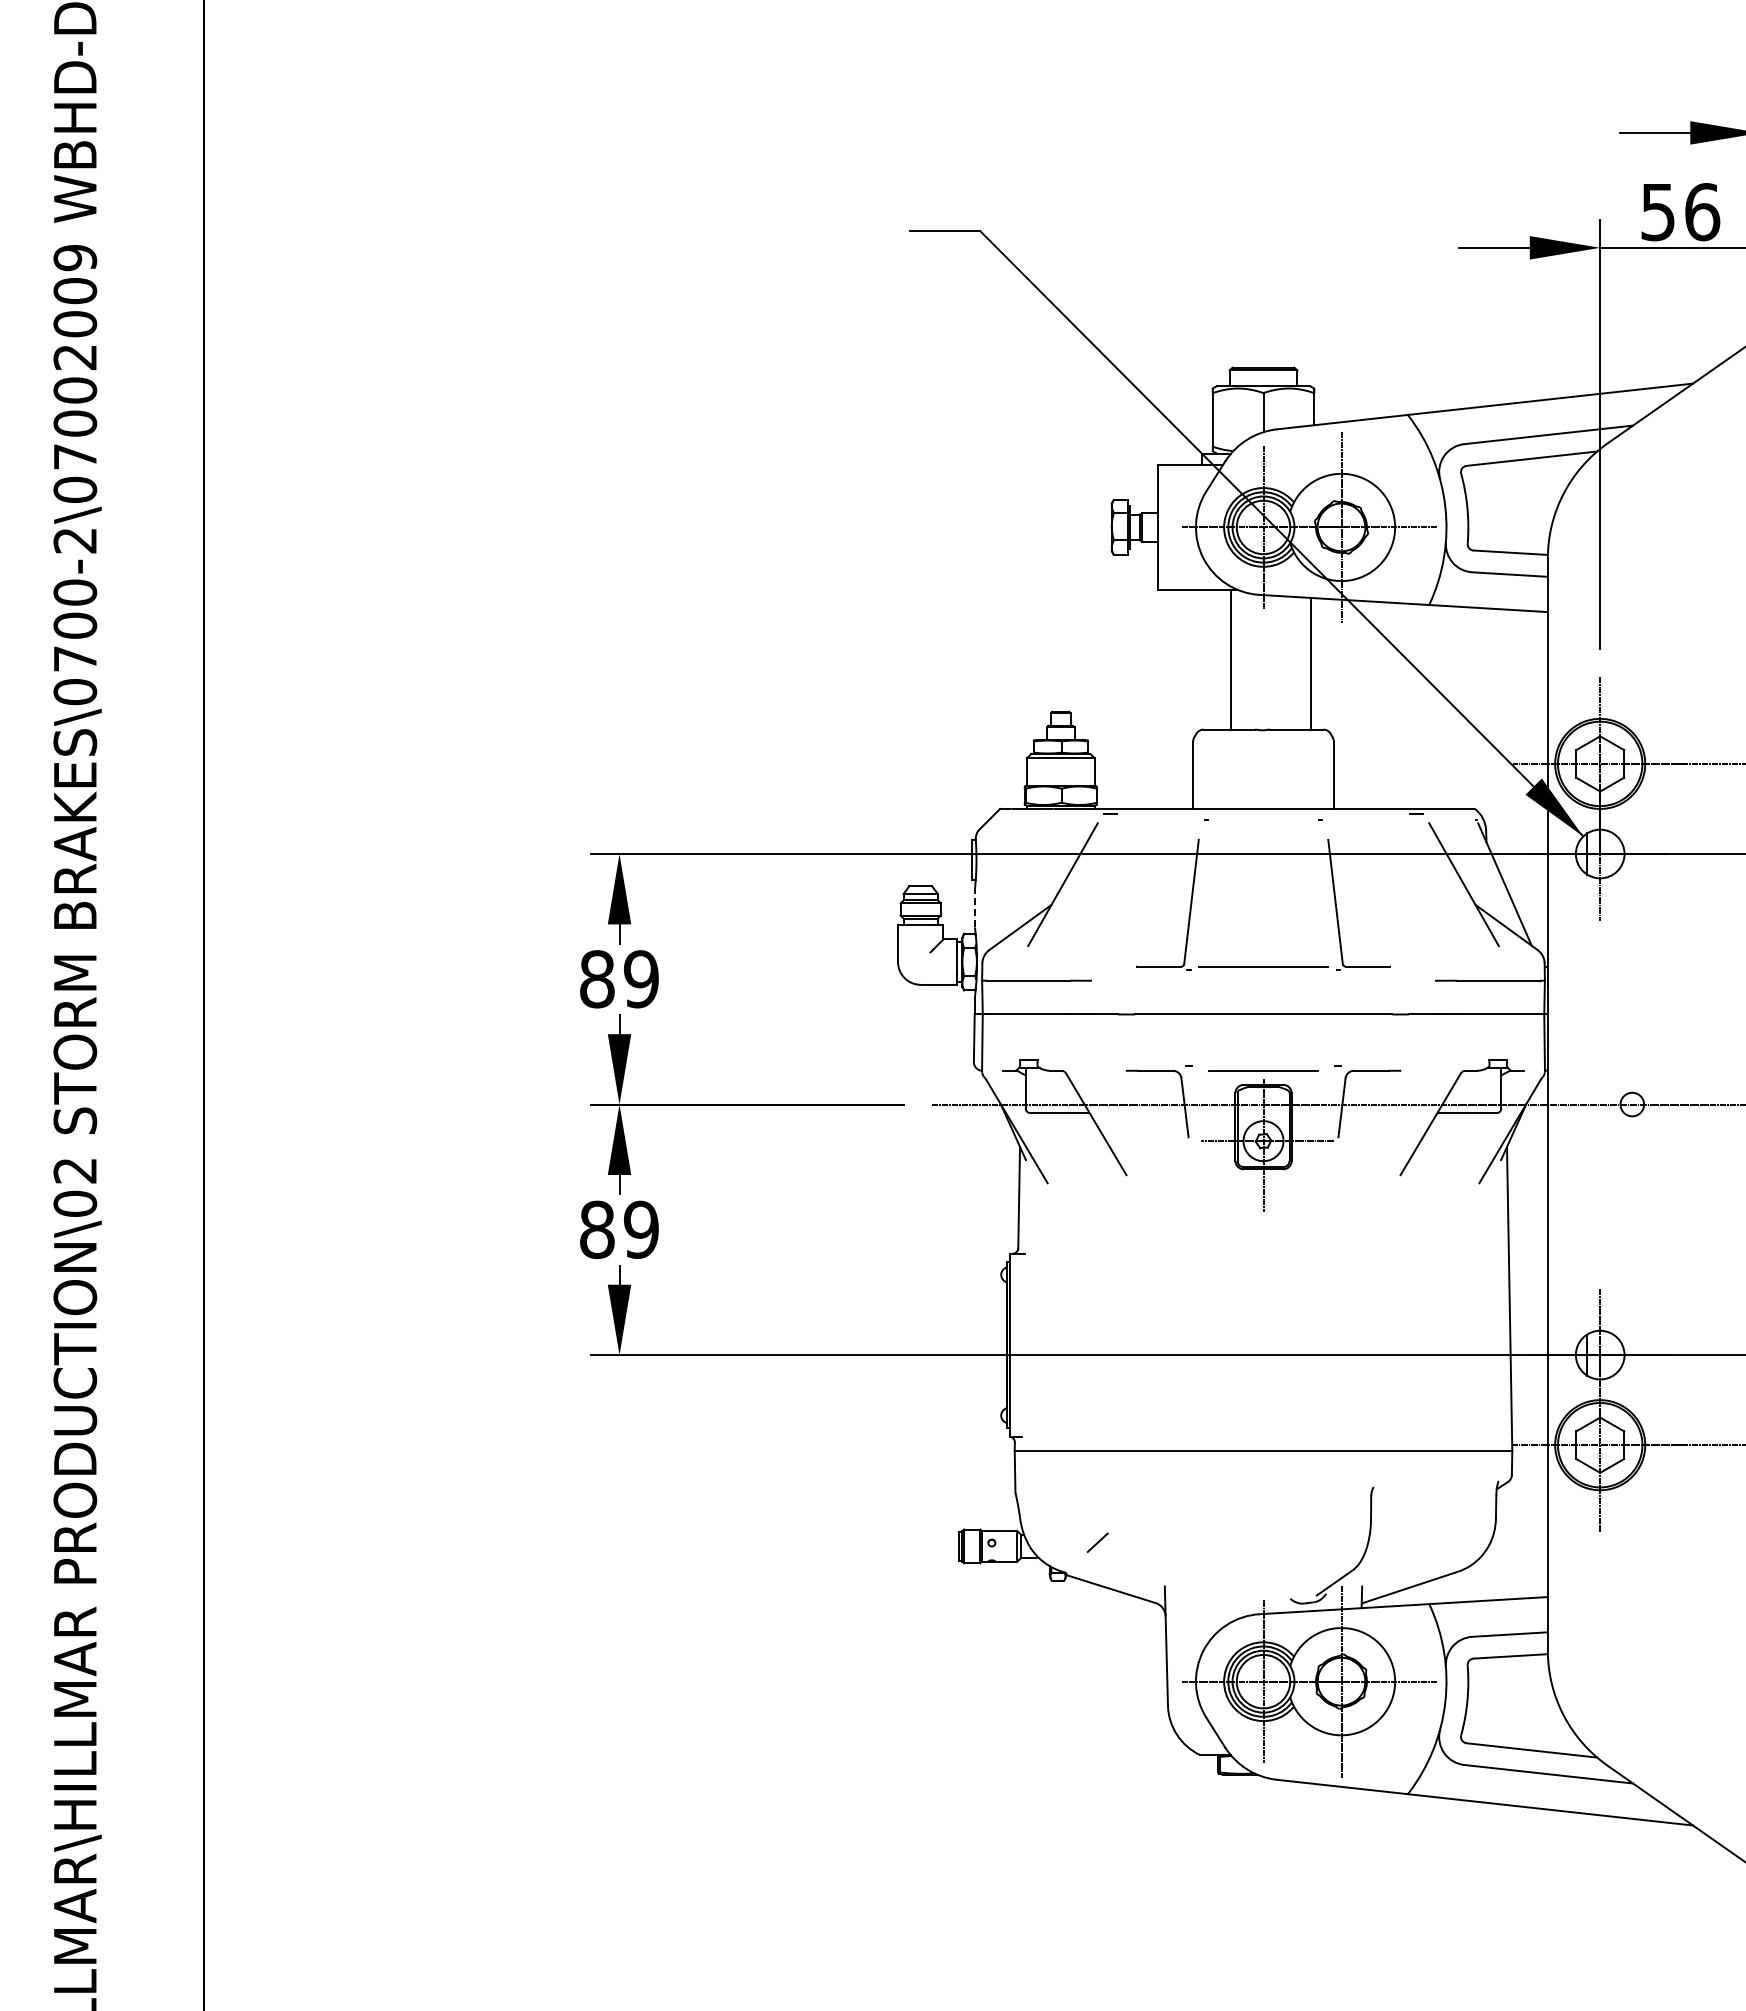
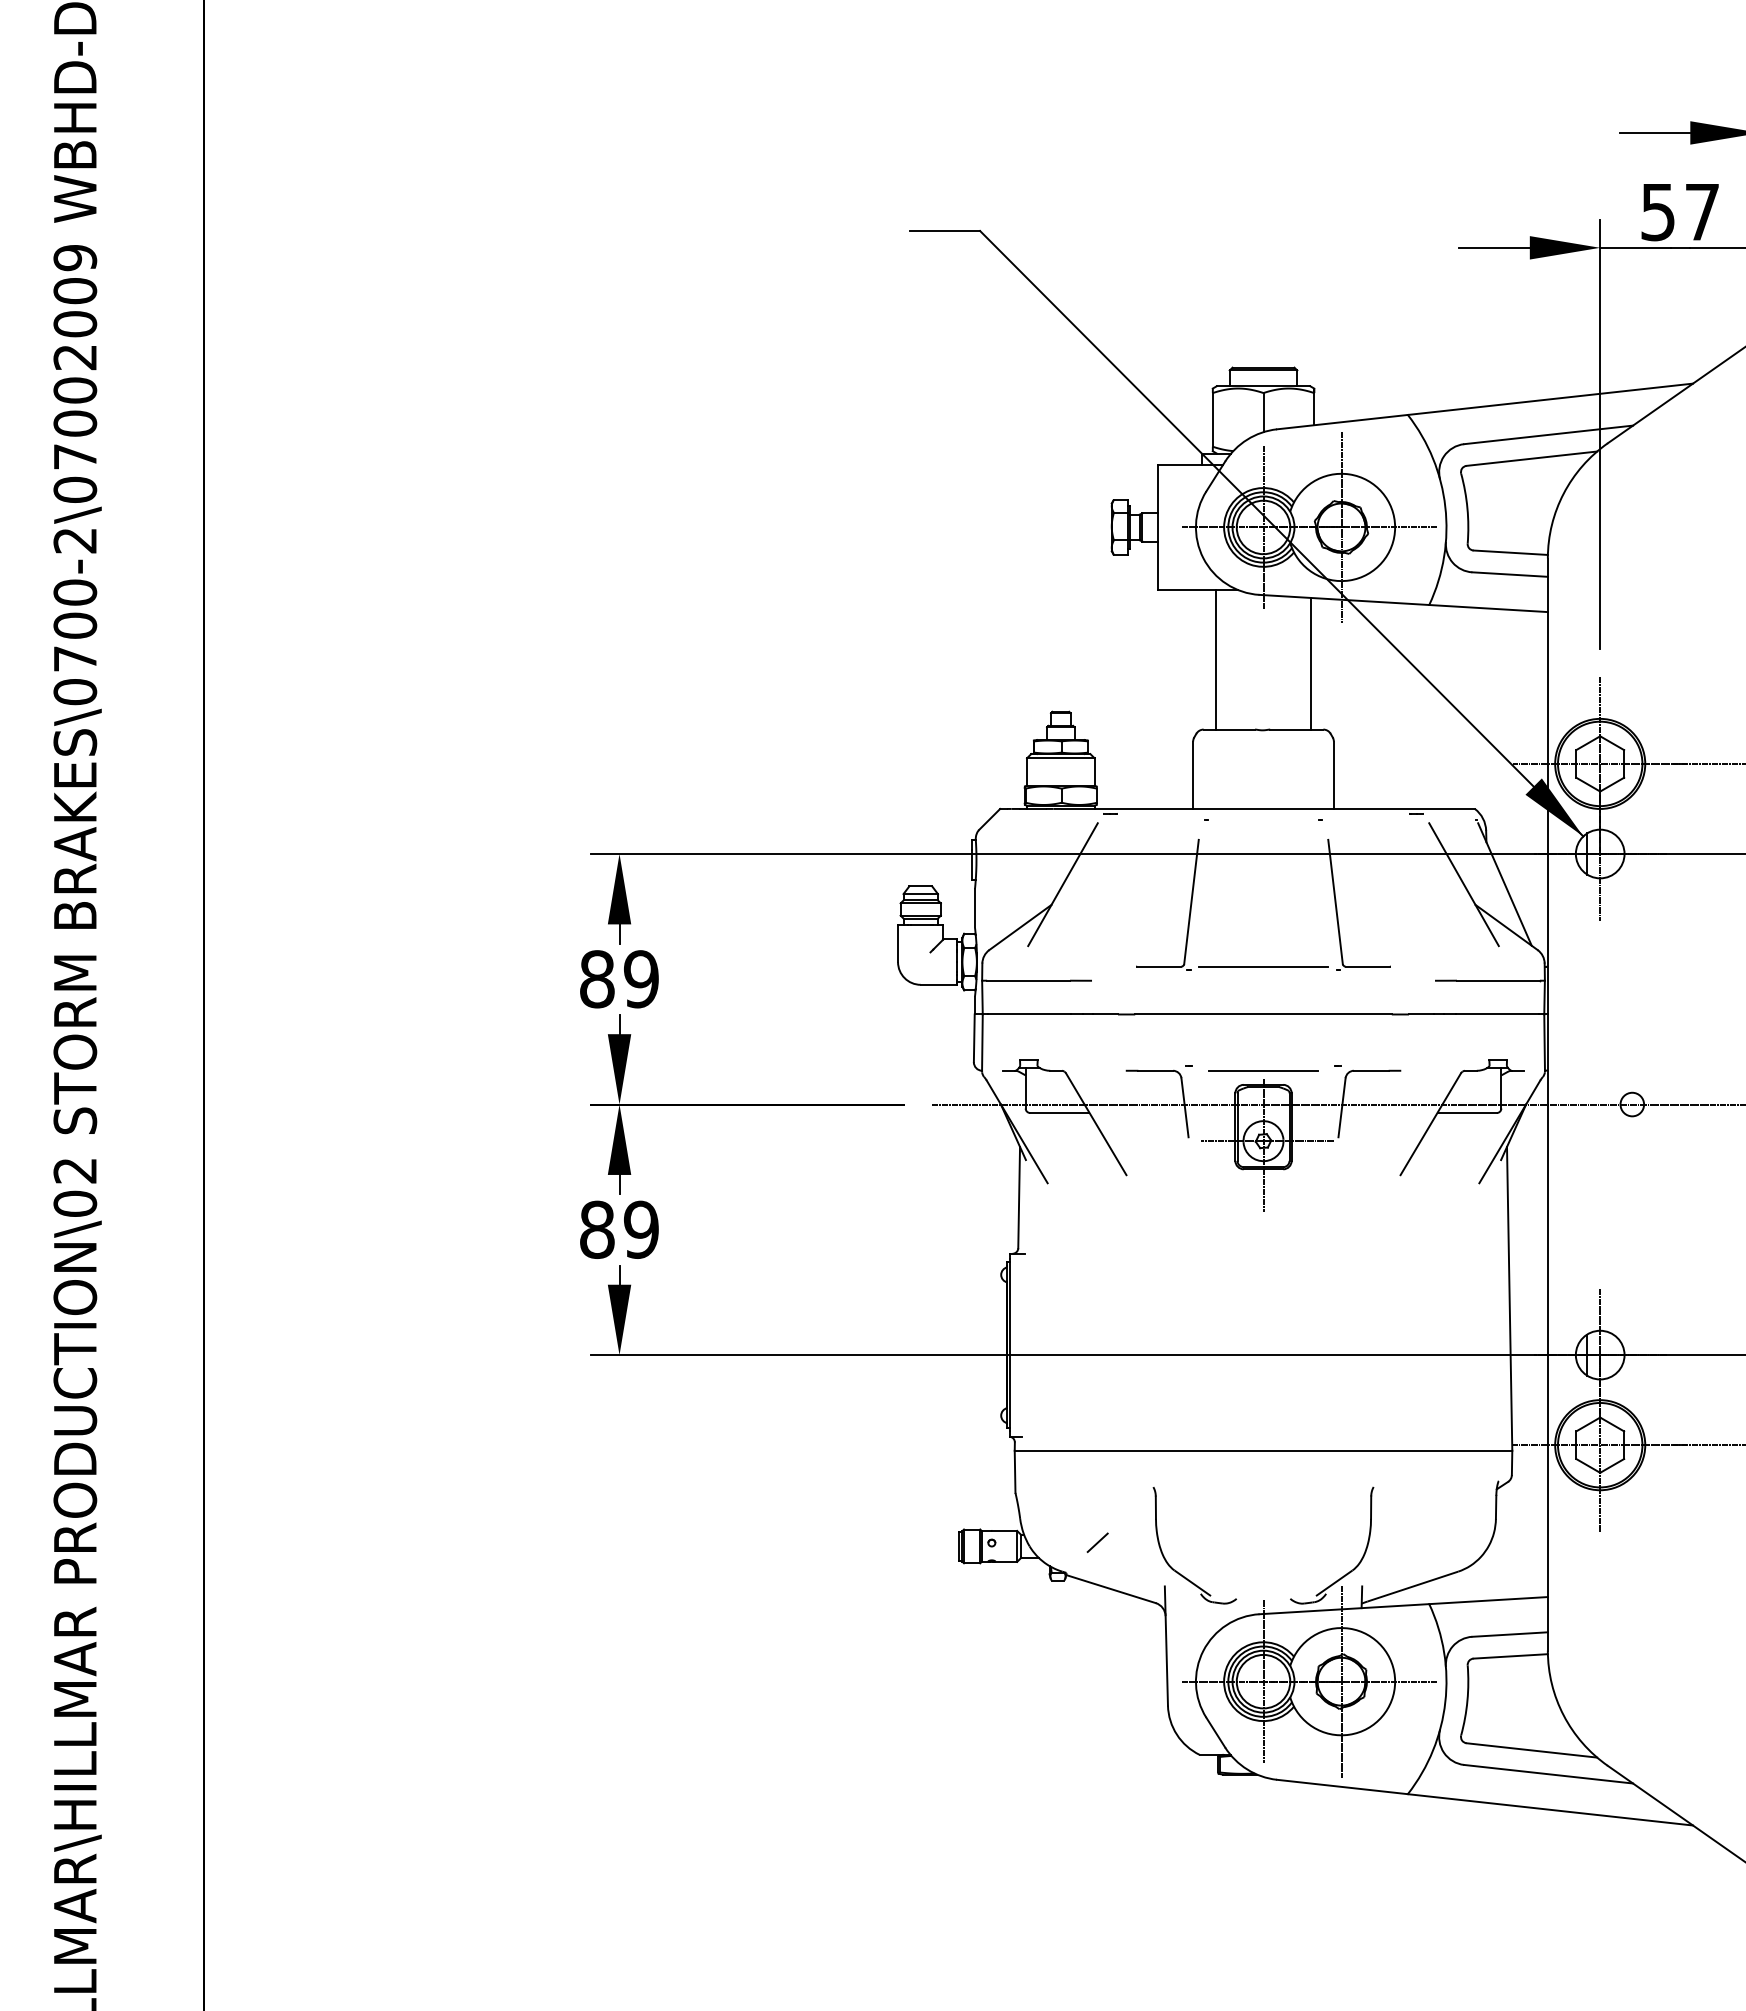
text: 56 -> 57 (1702, 212)
line position: (1231, 659) -> (1216, 659) (1216, 659)
line: dashed -> solid (974, 907)
part: none -> present (1176, 1570)
